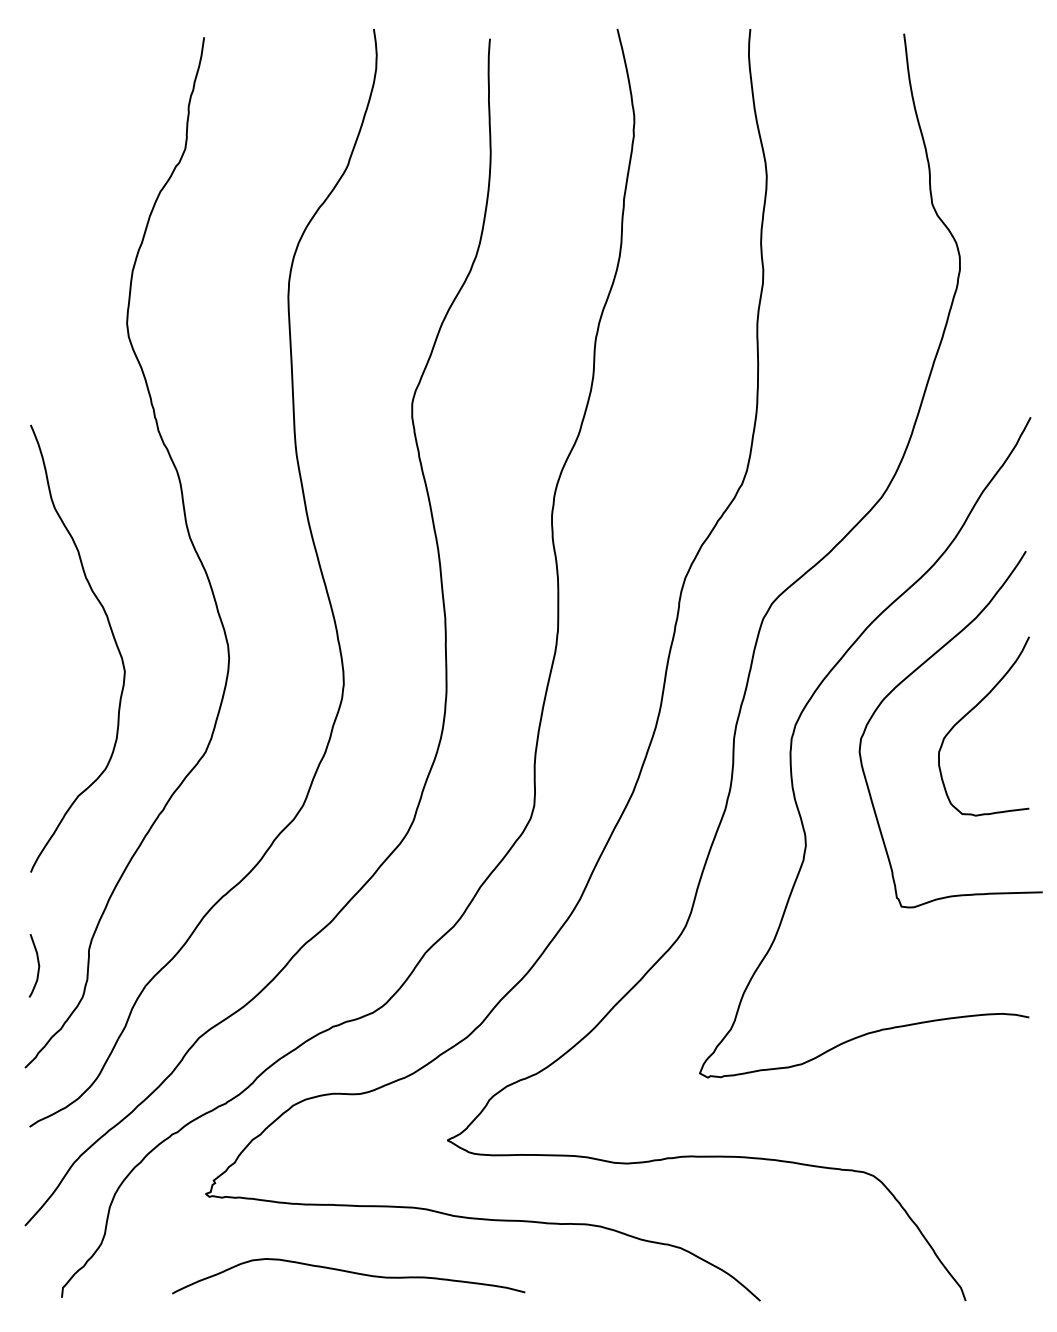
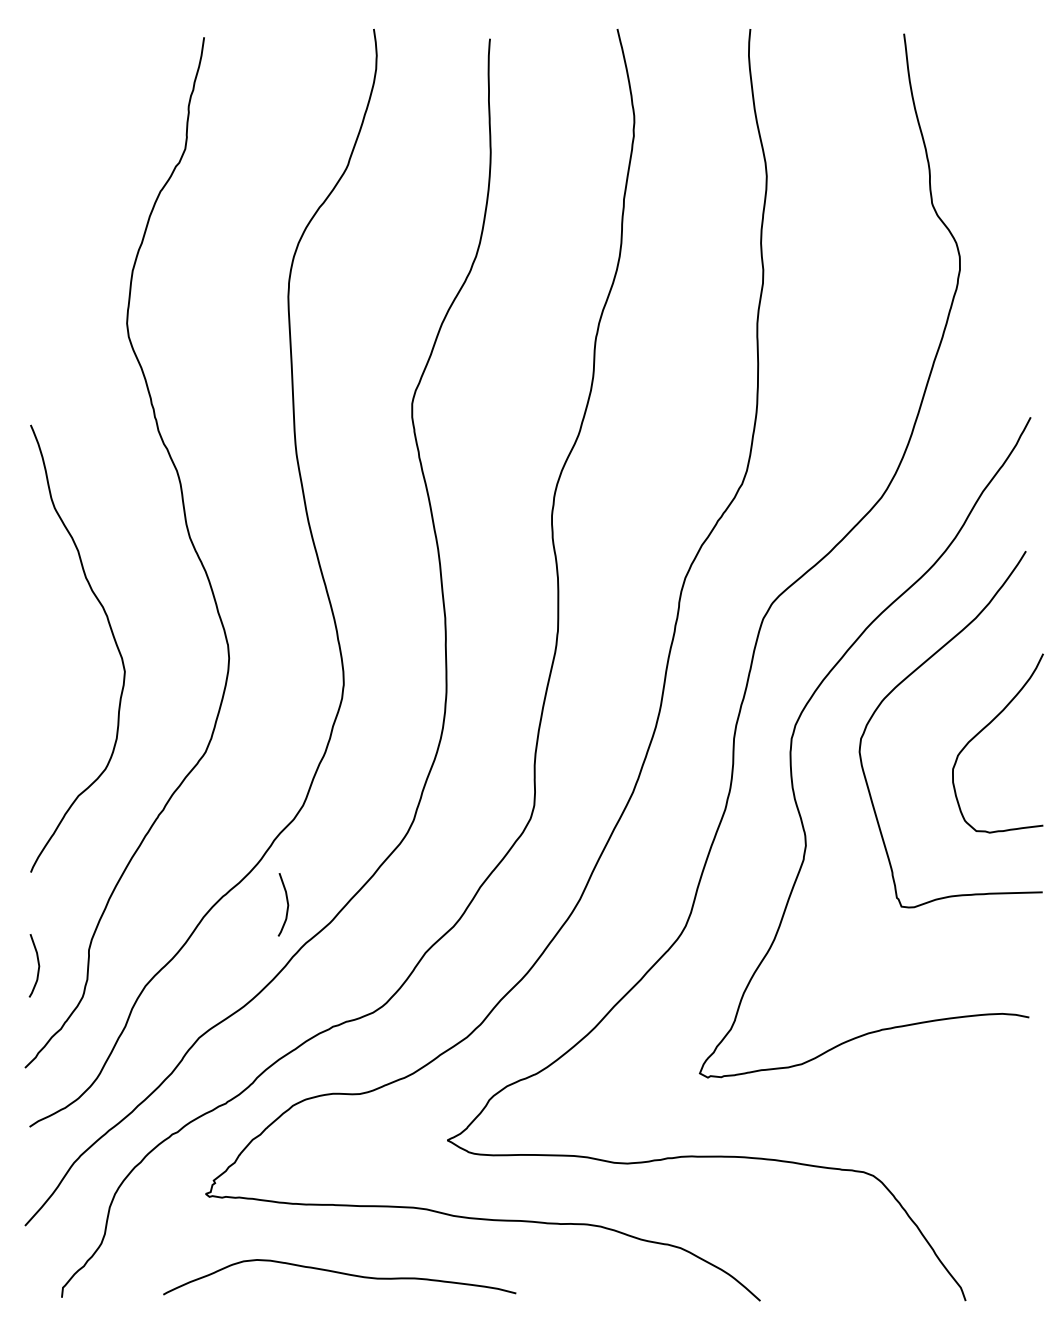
curve position: (970, 712) -> (984, 729) (984, 729)
curve: none -> present (286, 902)
curve position: (350, 1273) -> (341, 1274) (341, 1274)
